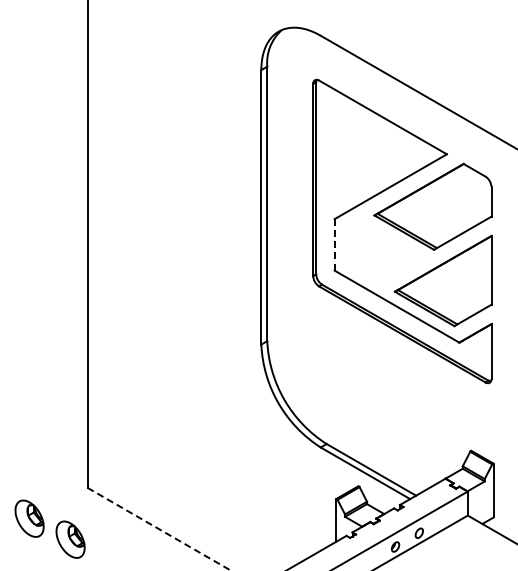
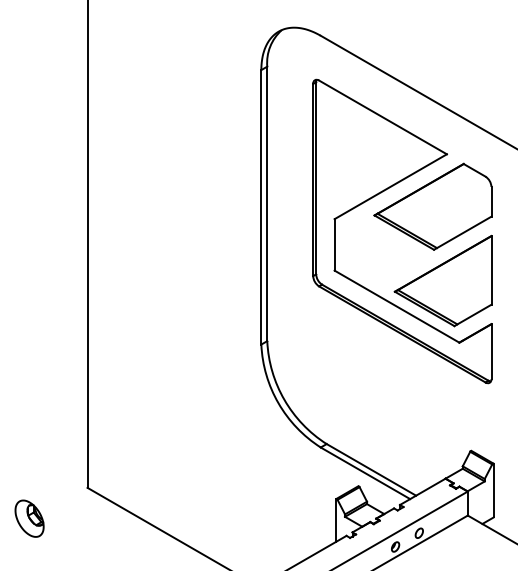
line: dashed -> solid (334, 244)
line: dashed -> solid (159, 529)
part: present -> none (70, 539)
